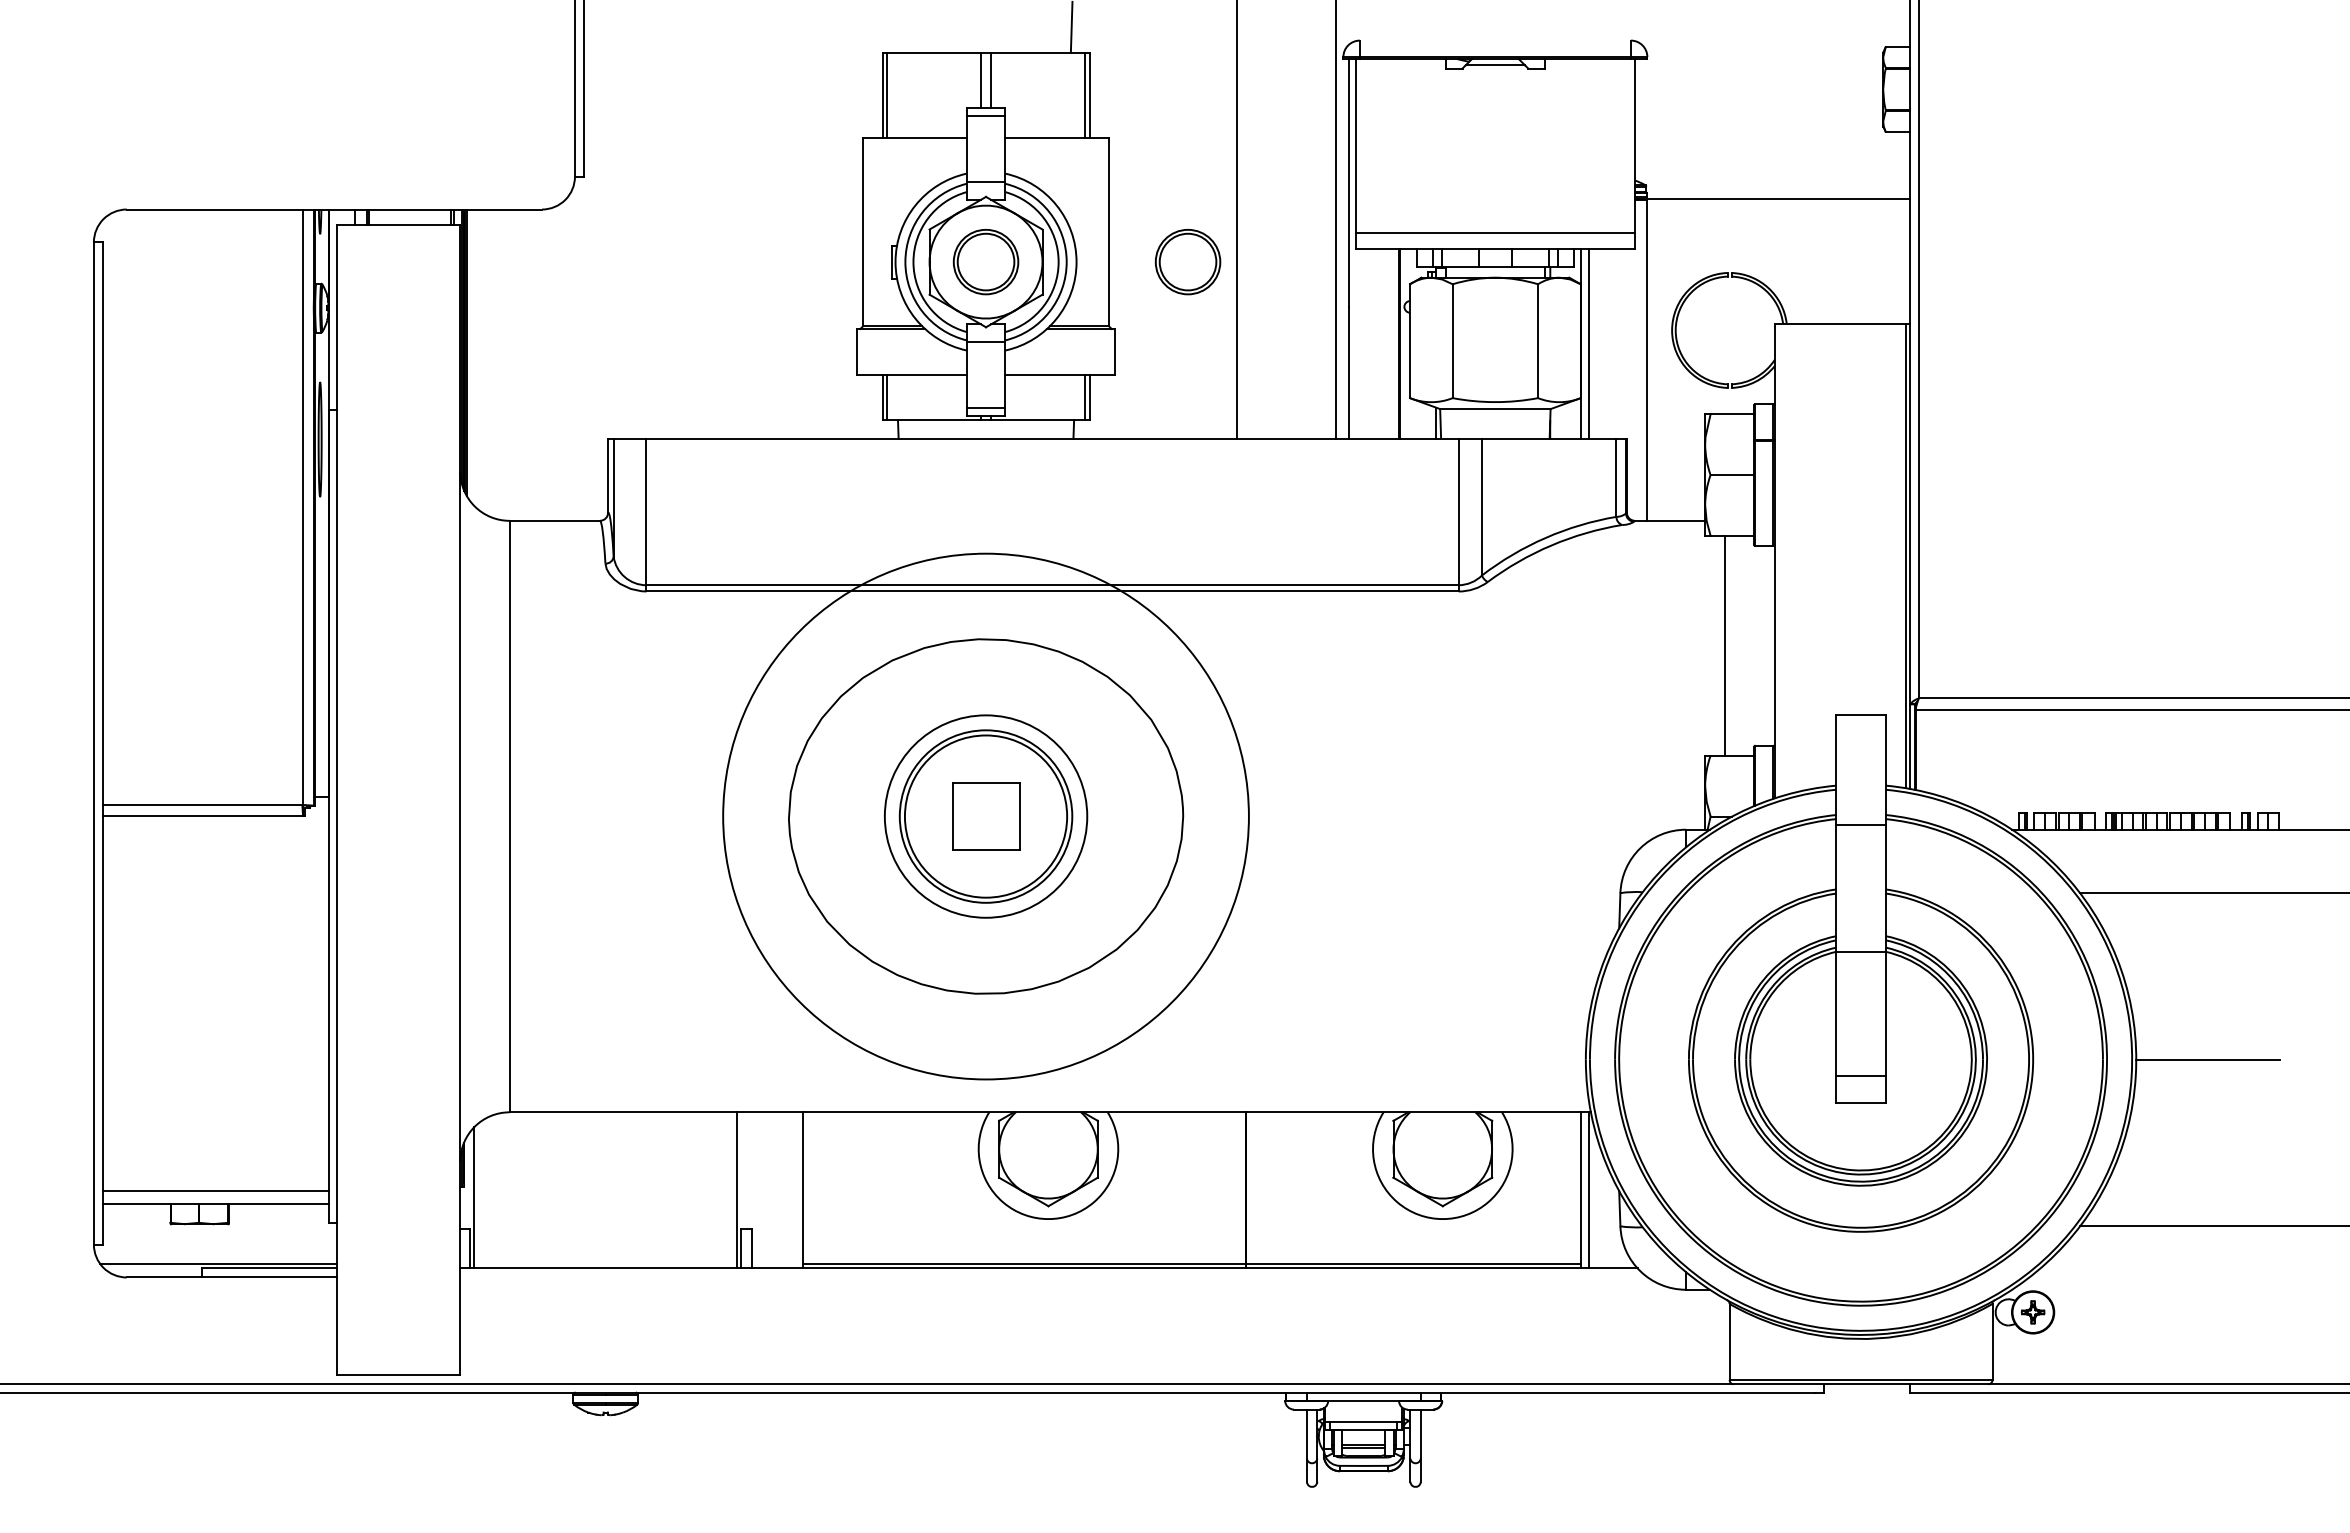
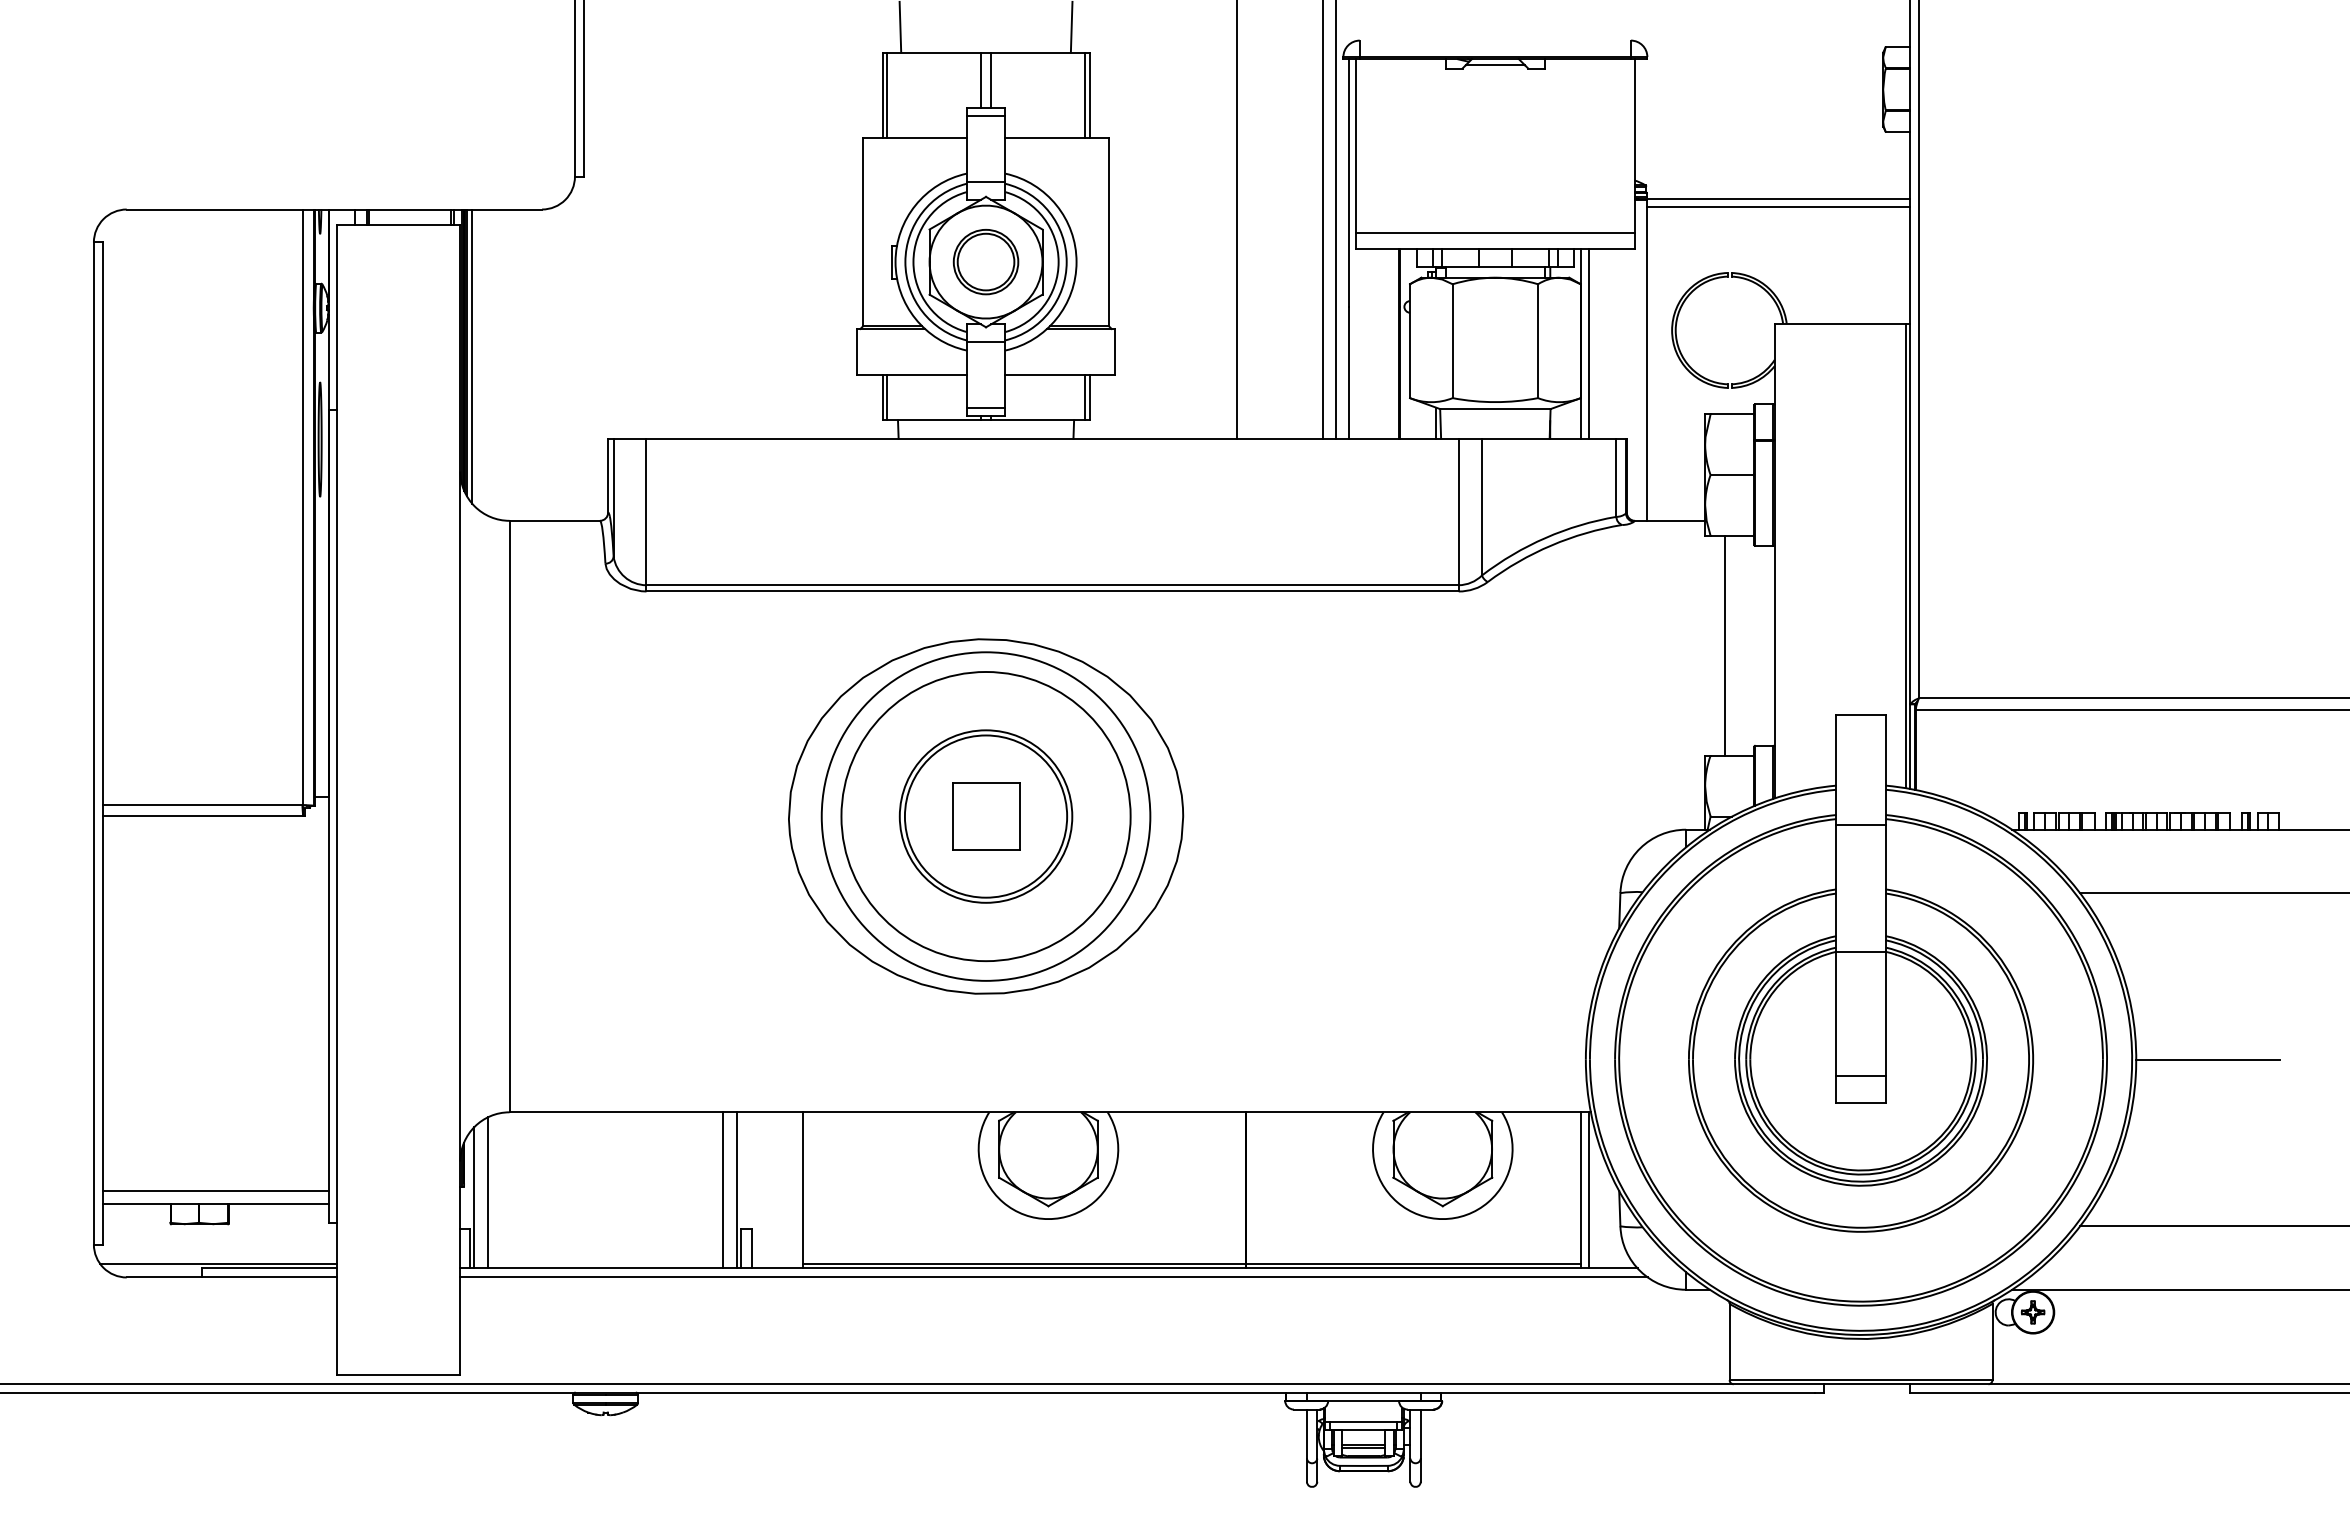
line: none -> present (900, 27)
line: none -> present (1778, 206)
line: none -> present (1322, 220)
part: present -> none (1187, 262)
line: none -> present (472, 356)
circle diameter: 202 px -> 289 px (985, 816)
circle diameter: 526 px -> 329 px (985, 816)
line: none -> present (723, 1190)
line: none -> present (488, 1192)
line: none -> present (1053, 1277)
line: none -> present (2179, 1289)
